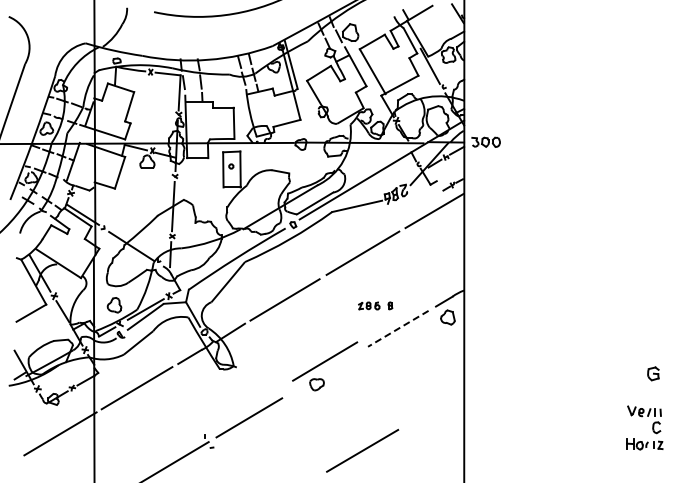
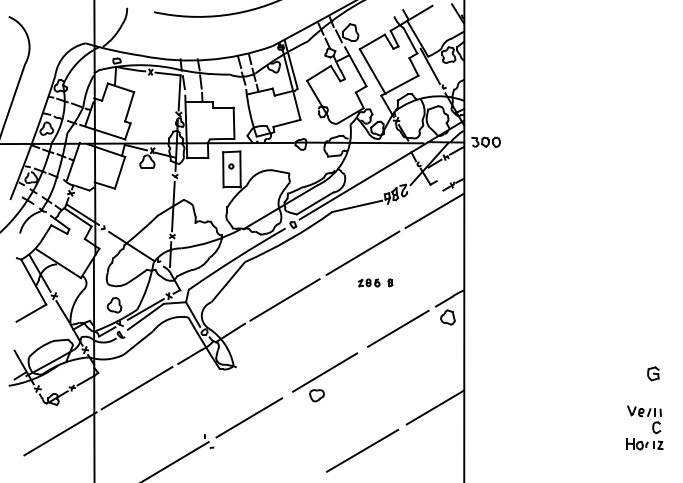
part position: (375, 305) -> (375, 282) (375, 282)
line: dashed -> solid (397, 329)
part position: (325, 366) -> (325, 377) (325, 377)
line: none -> present (435, 407)
